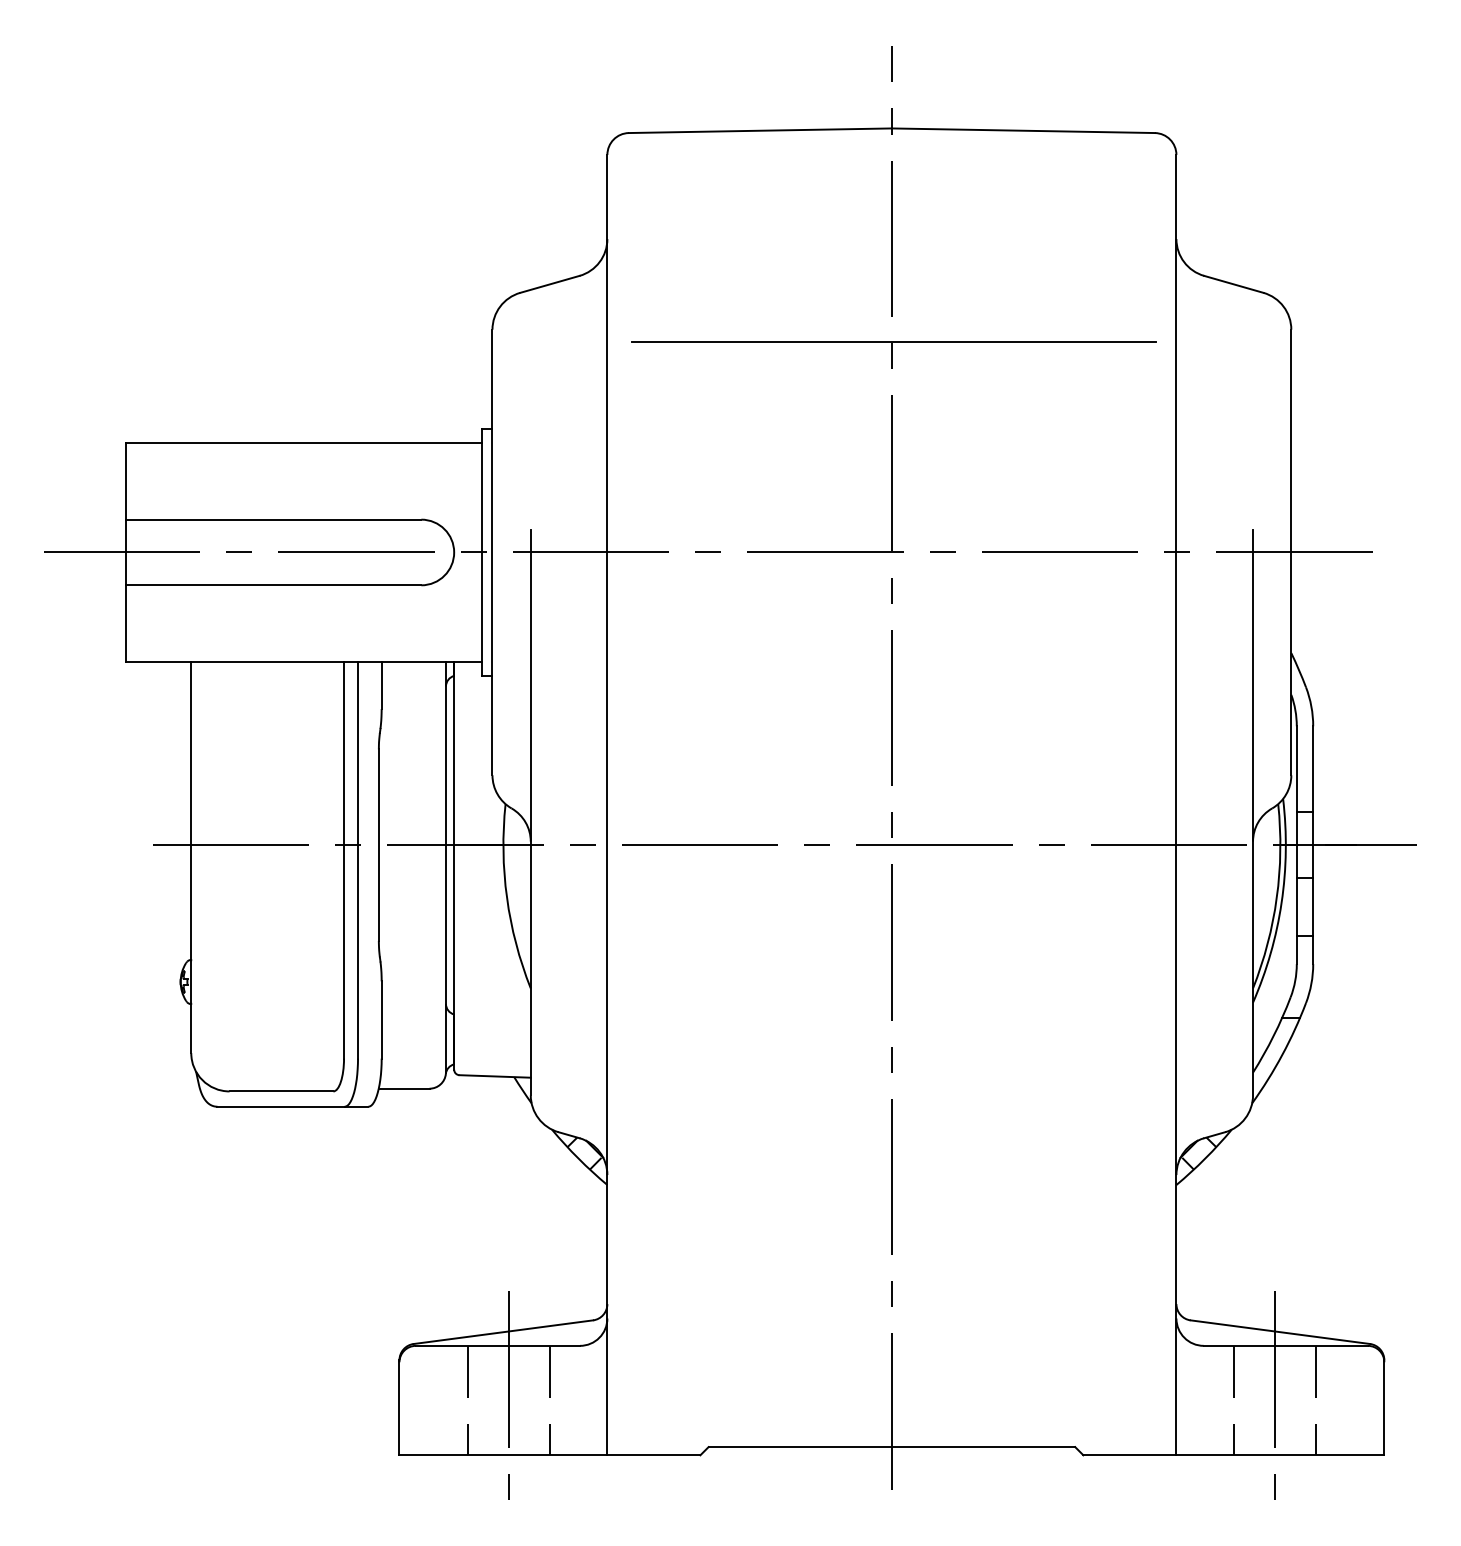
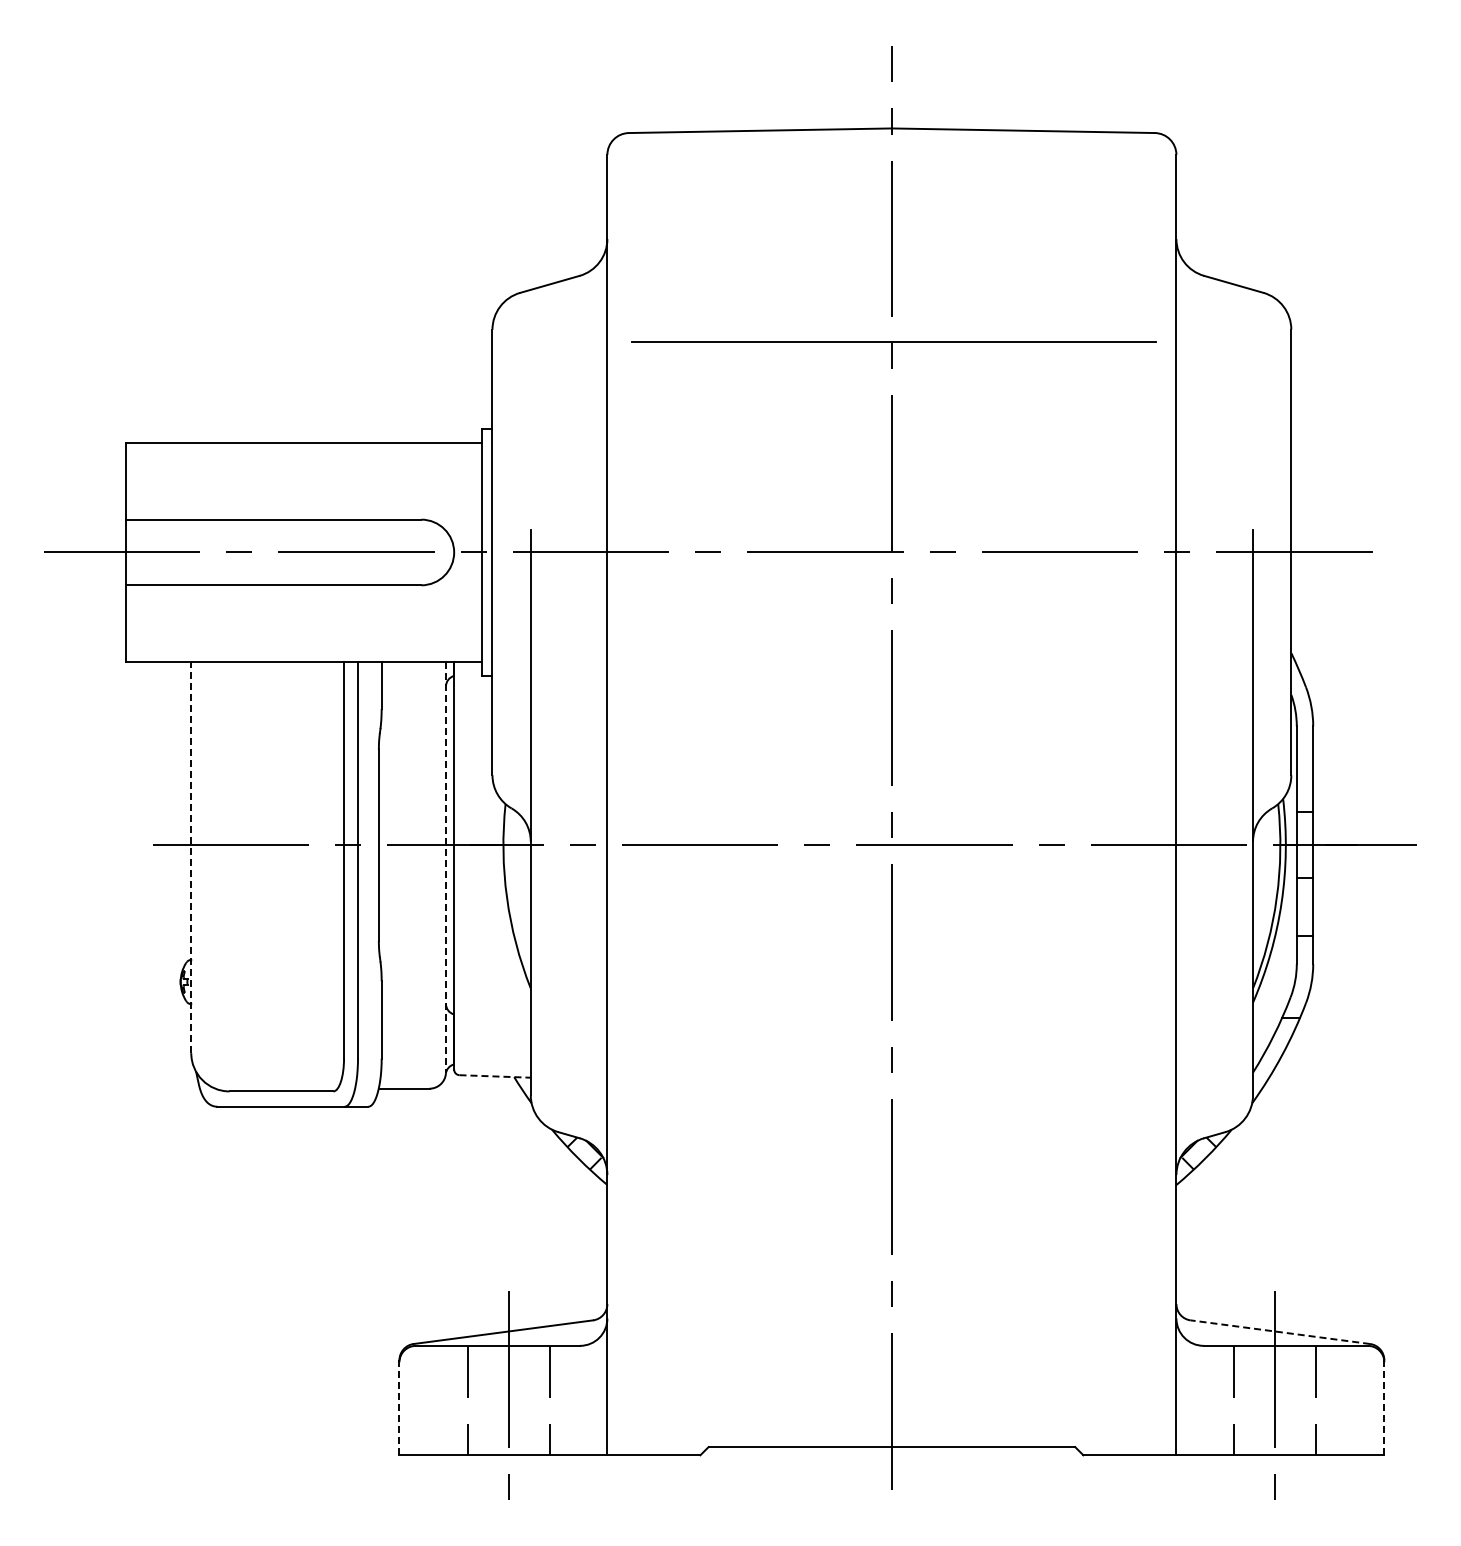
line: solid -> dashed (191, 857)
line: solid -> dashed (445, 867)
line: solid -> dashed (495, 1076)
line: solid -> dashed (1279, 1332)
line: solid -> dashed (399, 1407)
line: solid -> dashed (1384, 1407)
